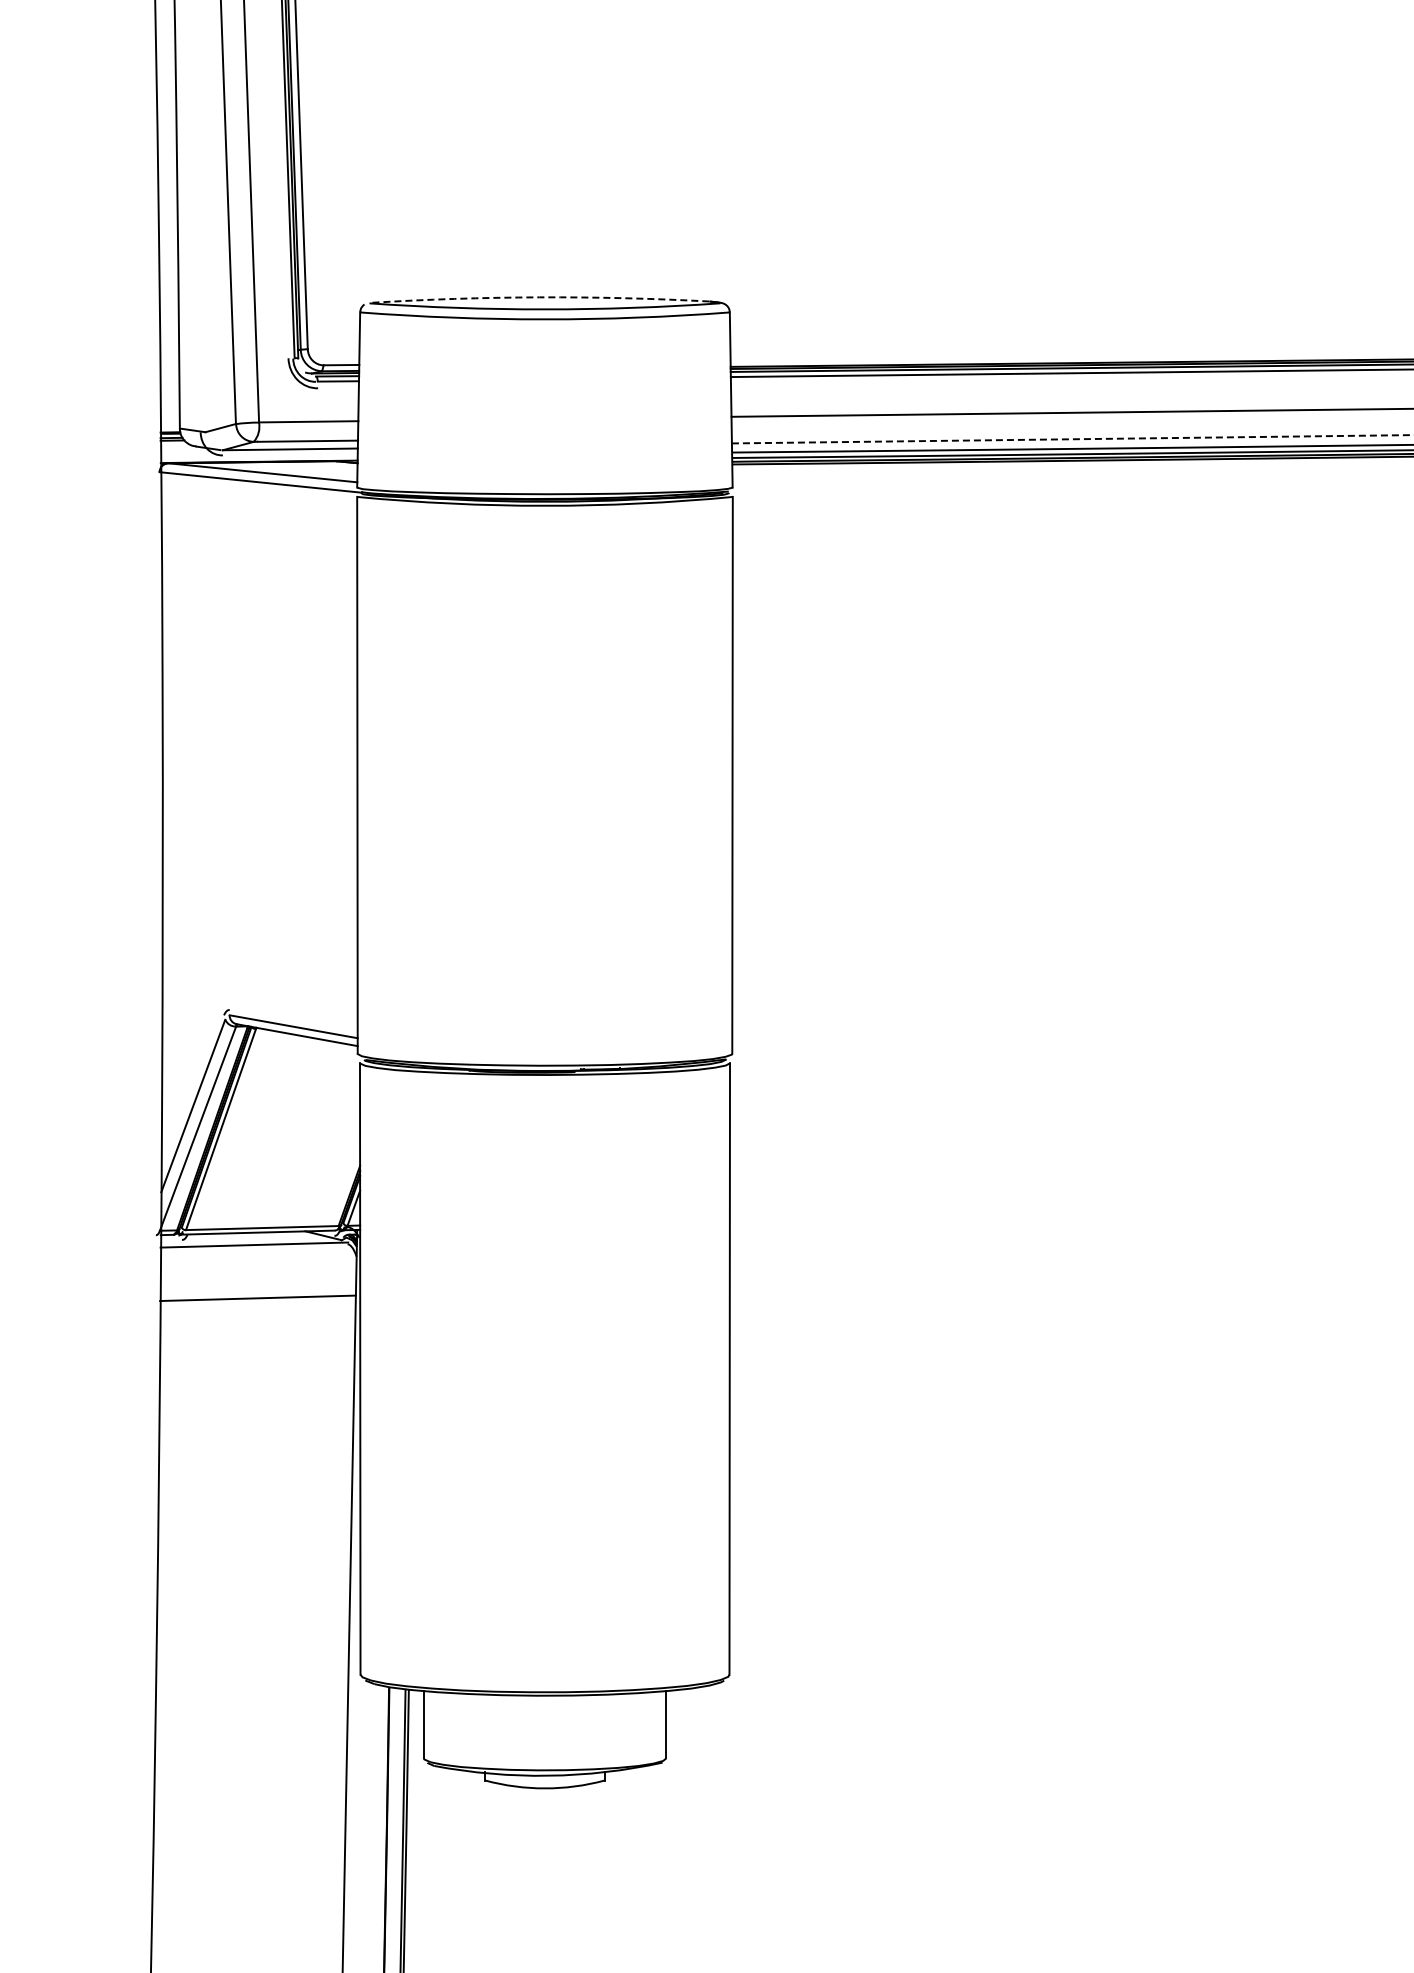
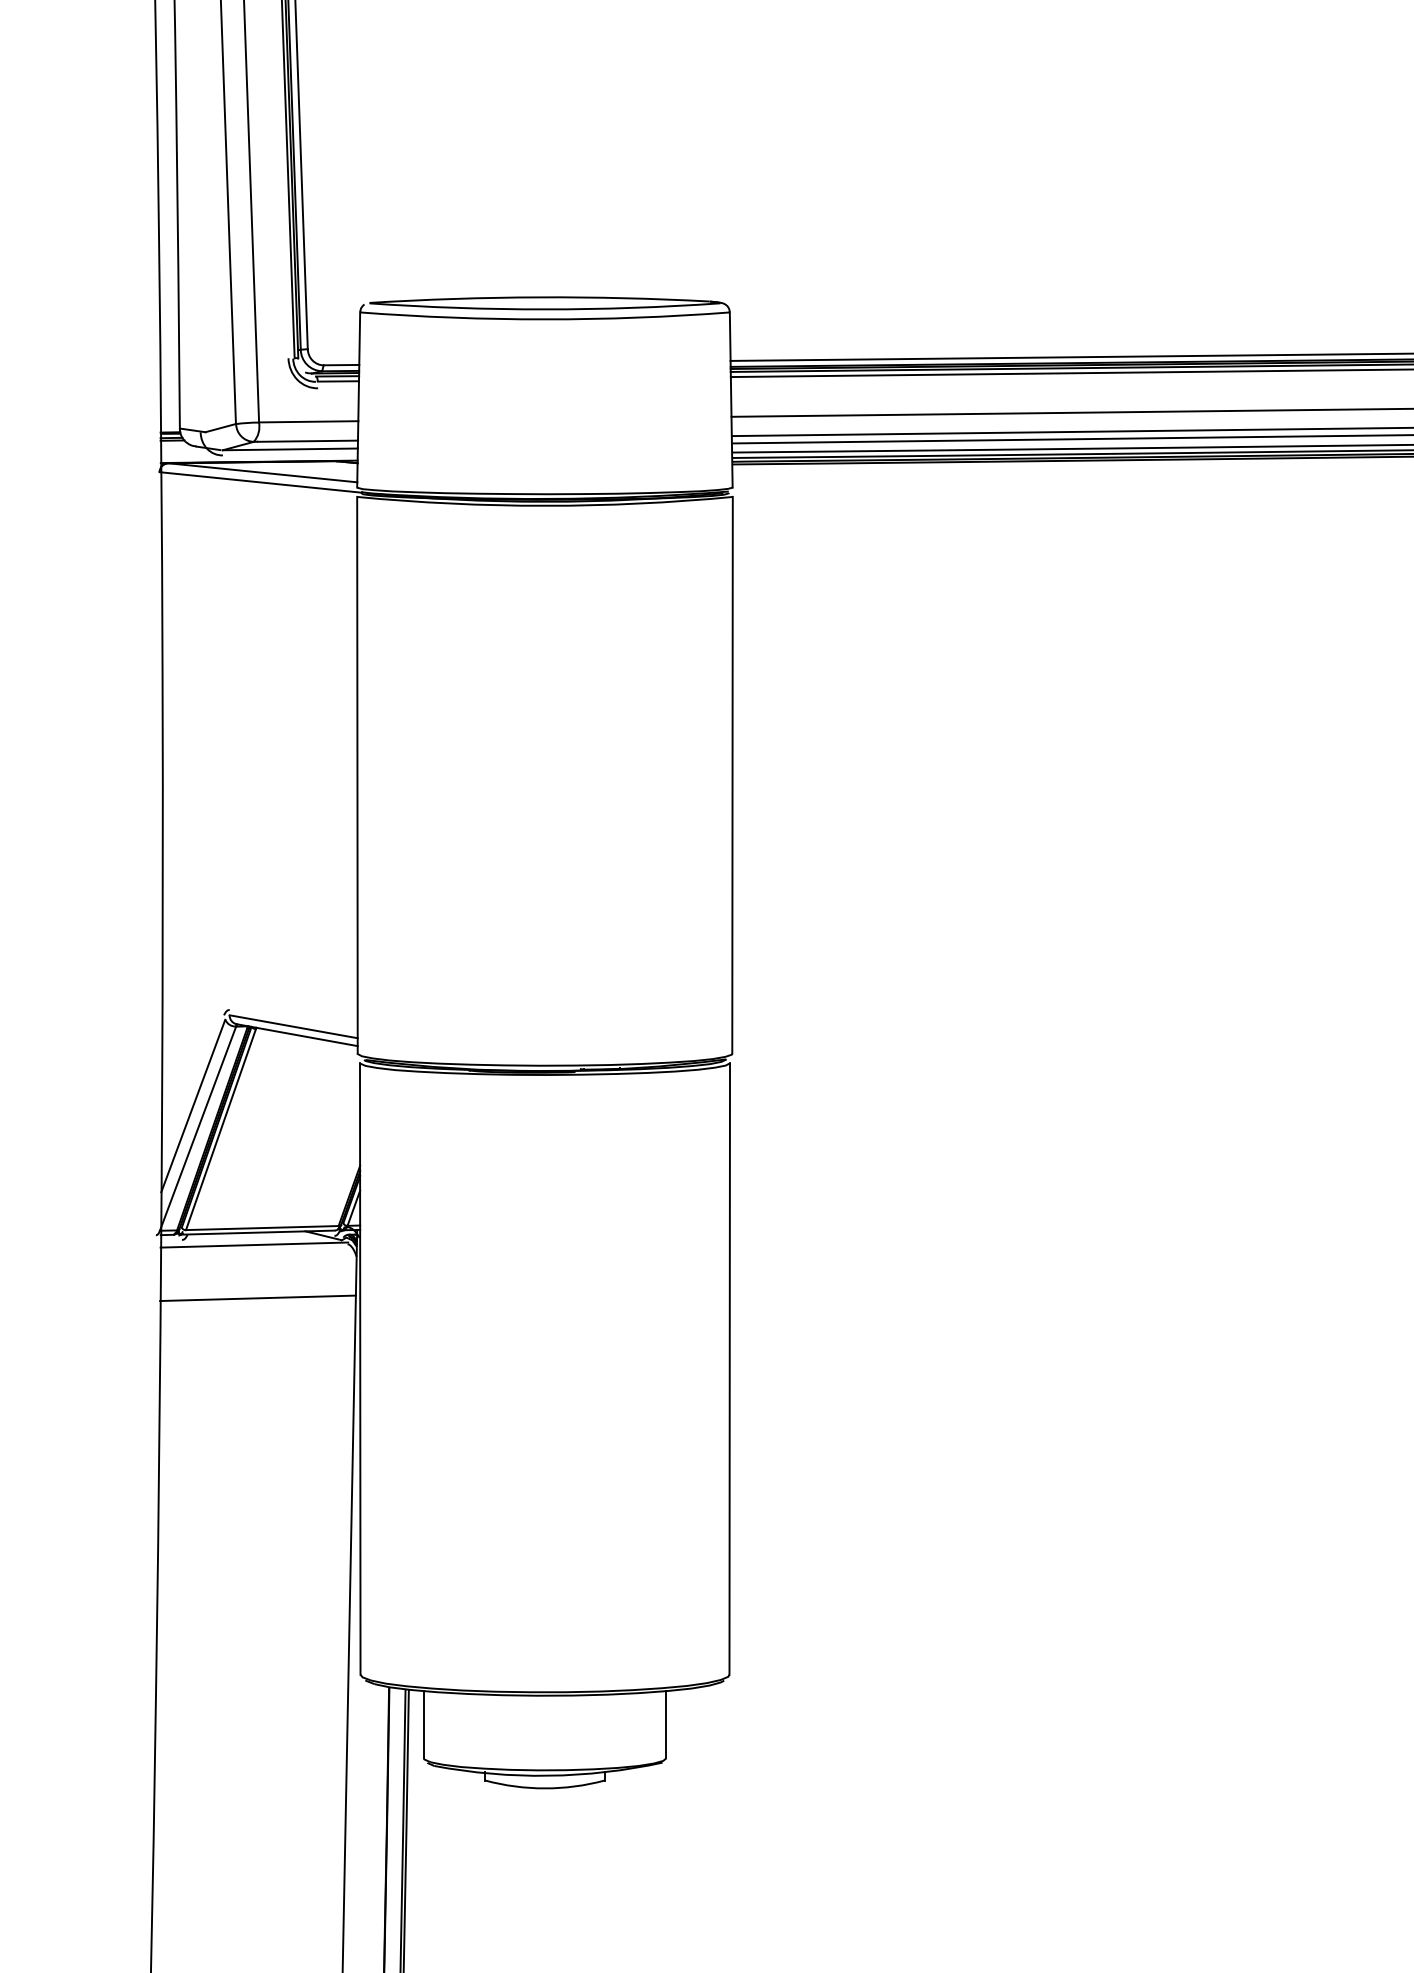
arc: dashed -> solid (539, 297)
line: none -> present (1070, 356)
line: none -> present (1070, 431)
line: dashed -> solid (1072, 439)
